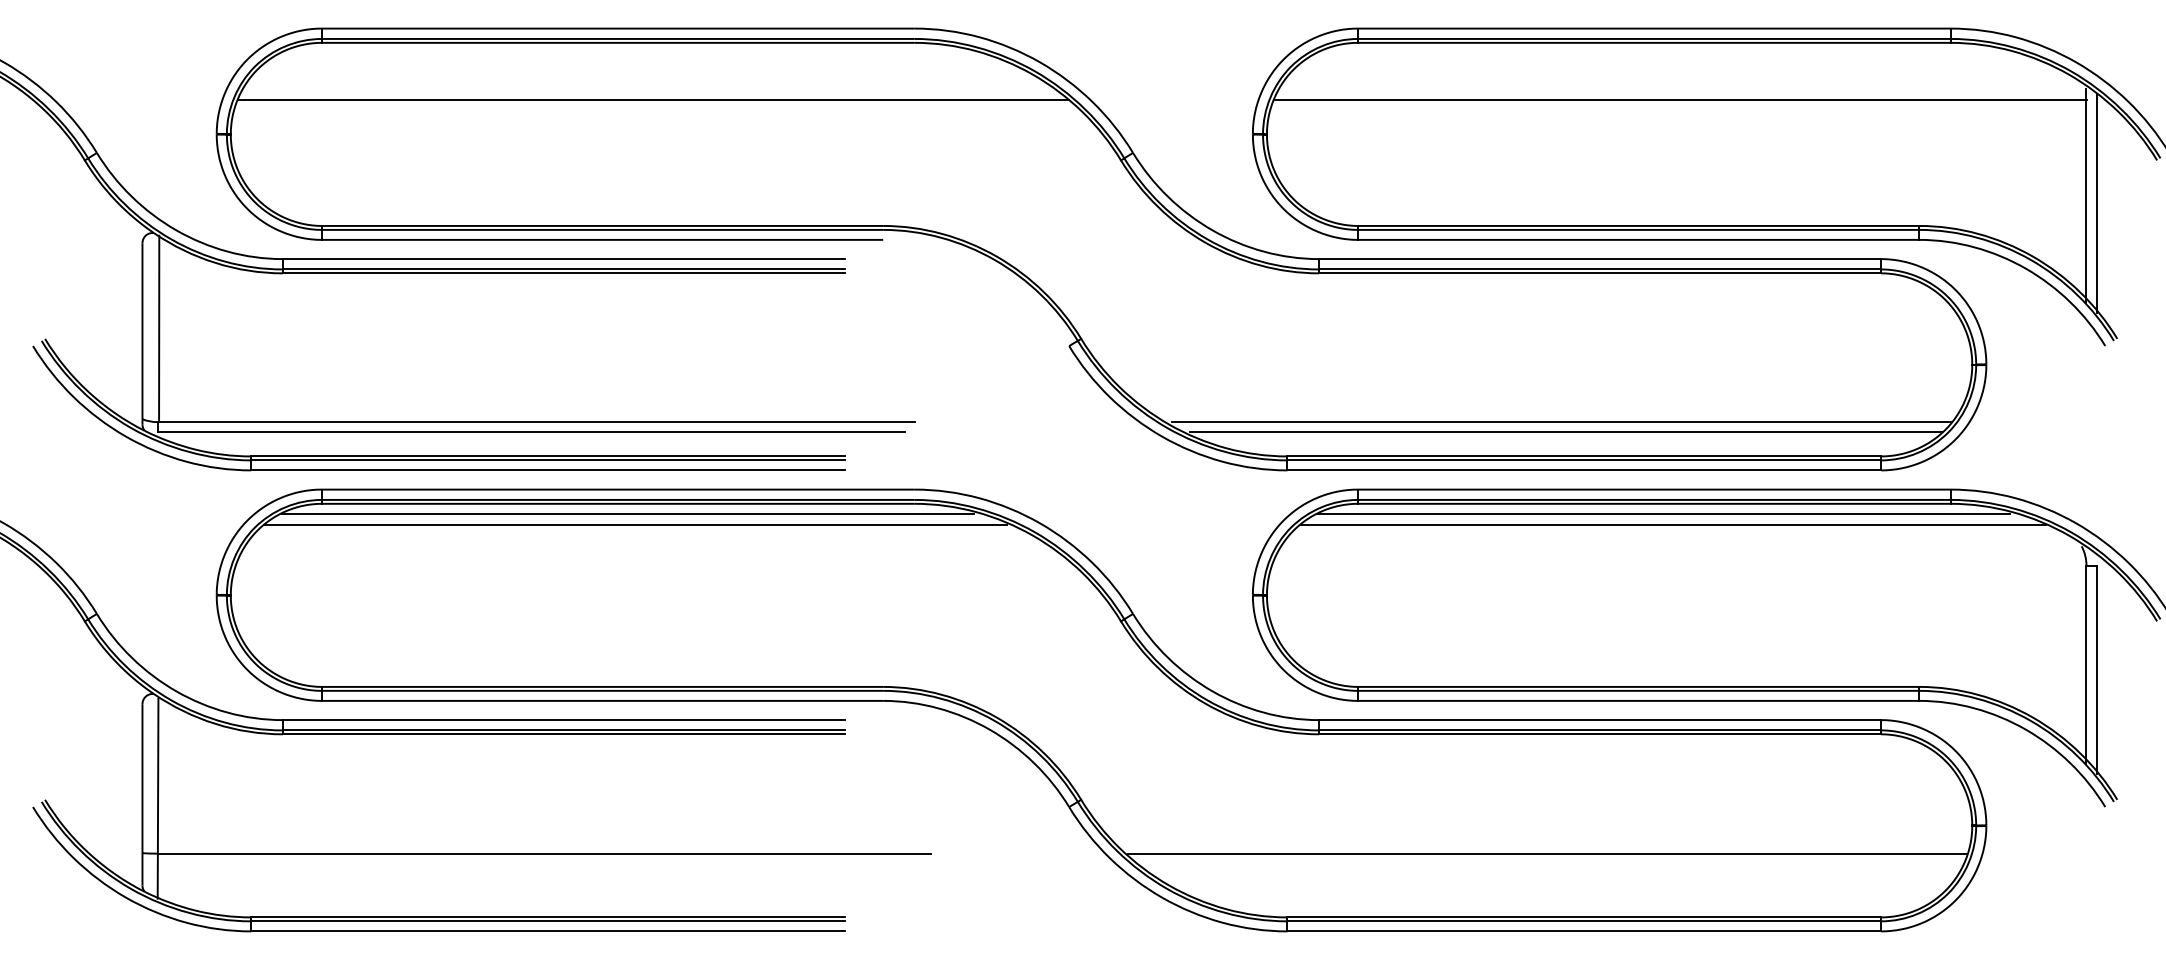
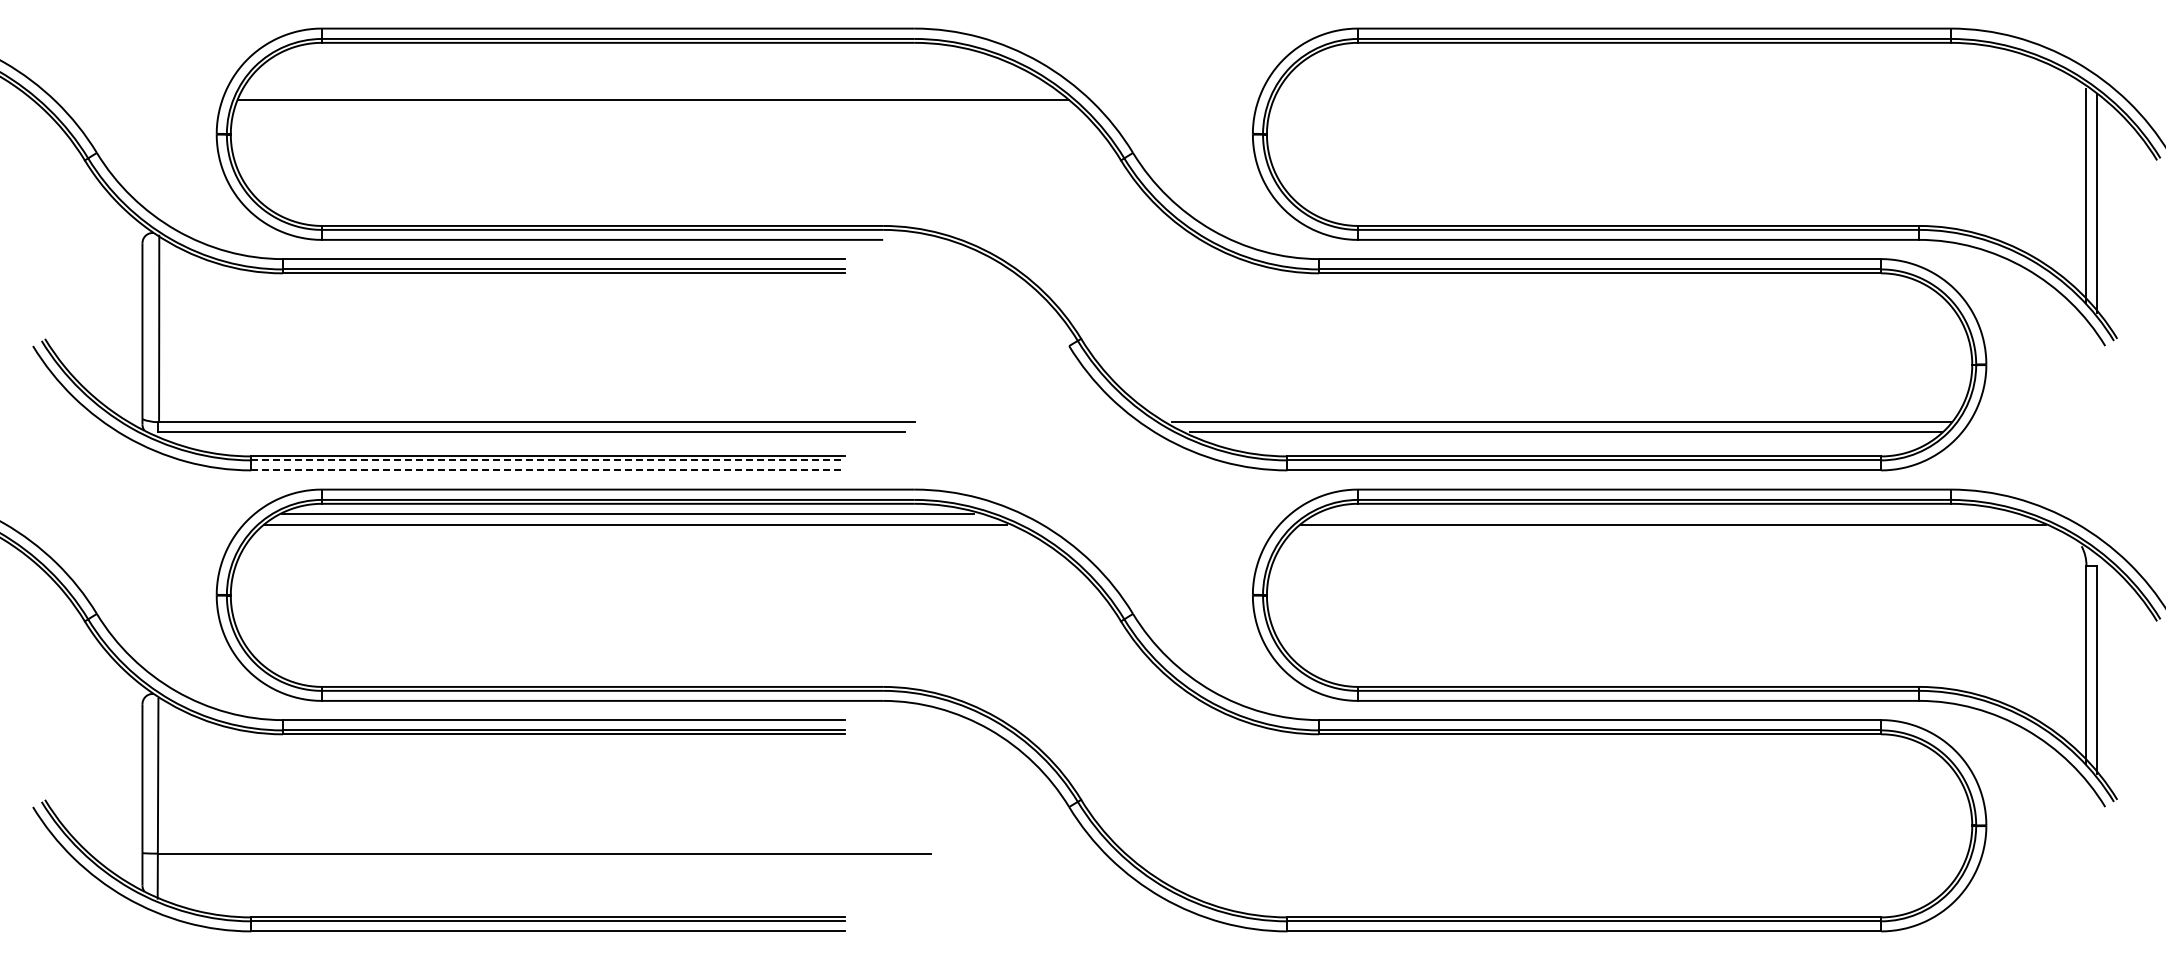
line: present -> none (1680, 100)
line: solid -> dashed (548, 460)
line: solid -> dashed (548, 470)
line: present -> none (1663, 514)
line: present -> none (1546, 853)
